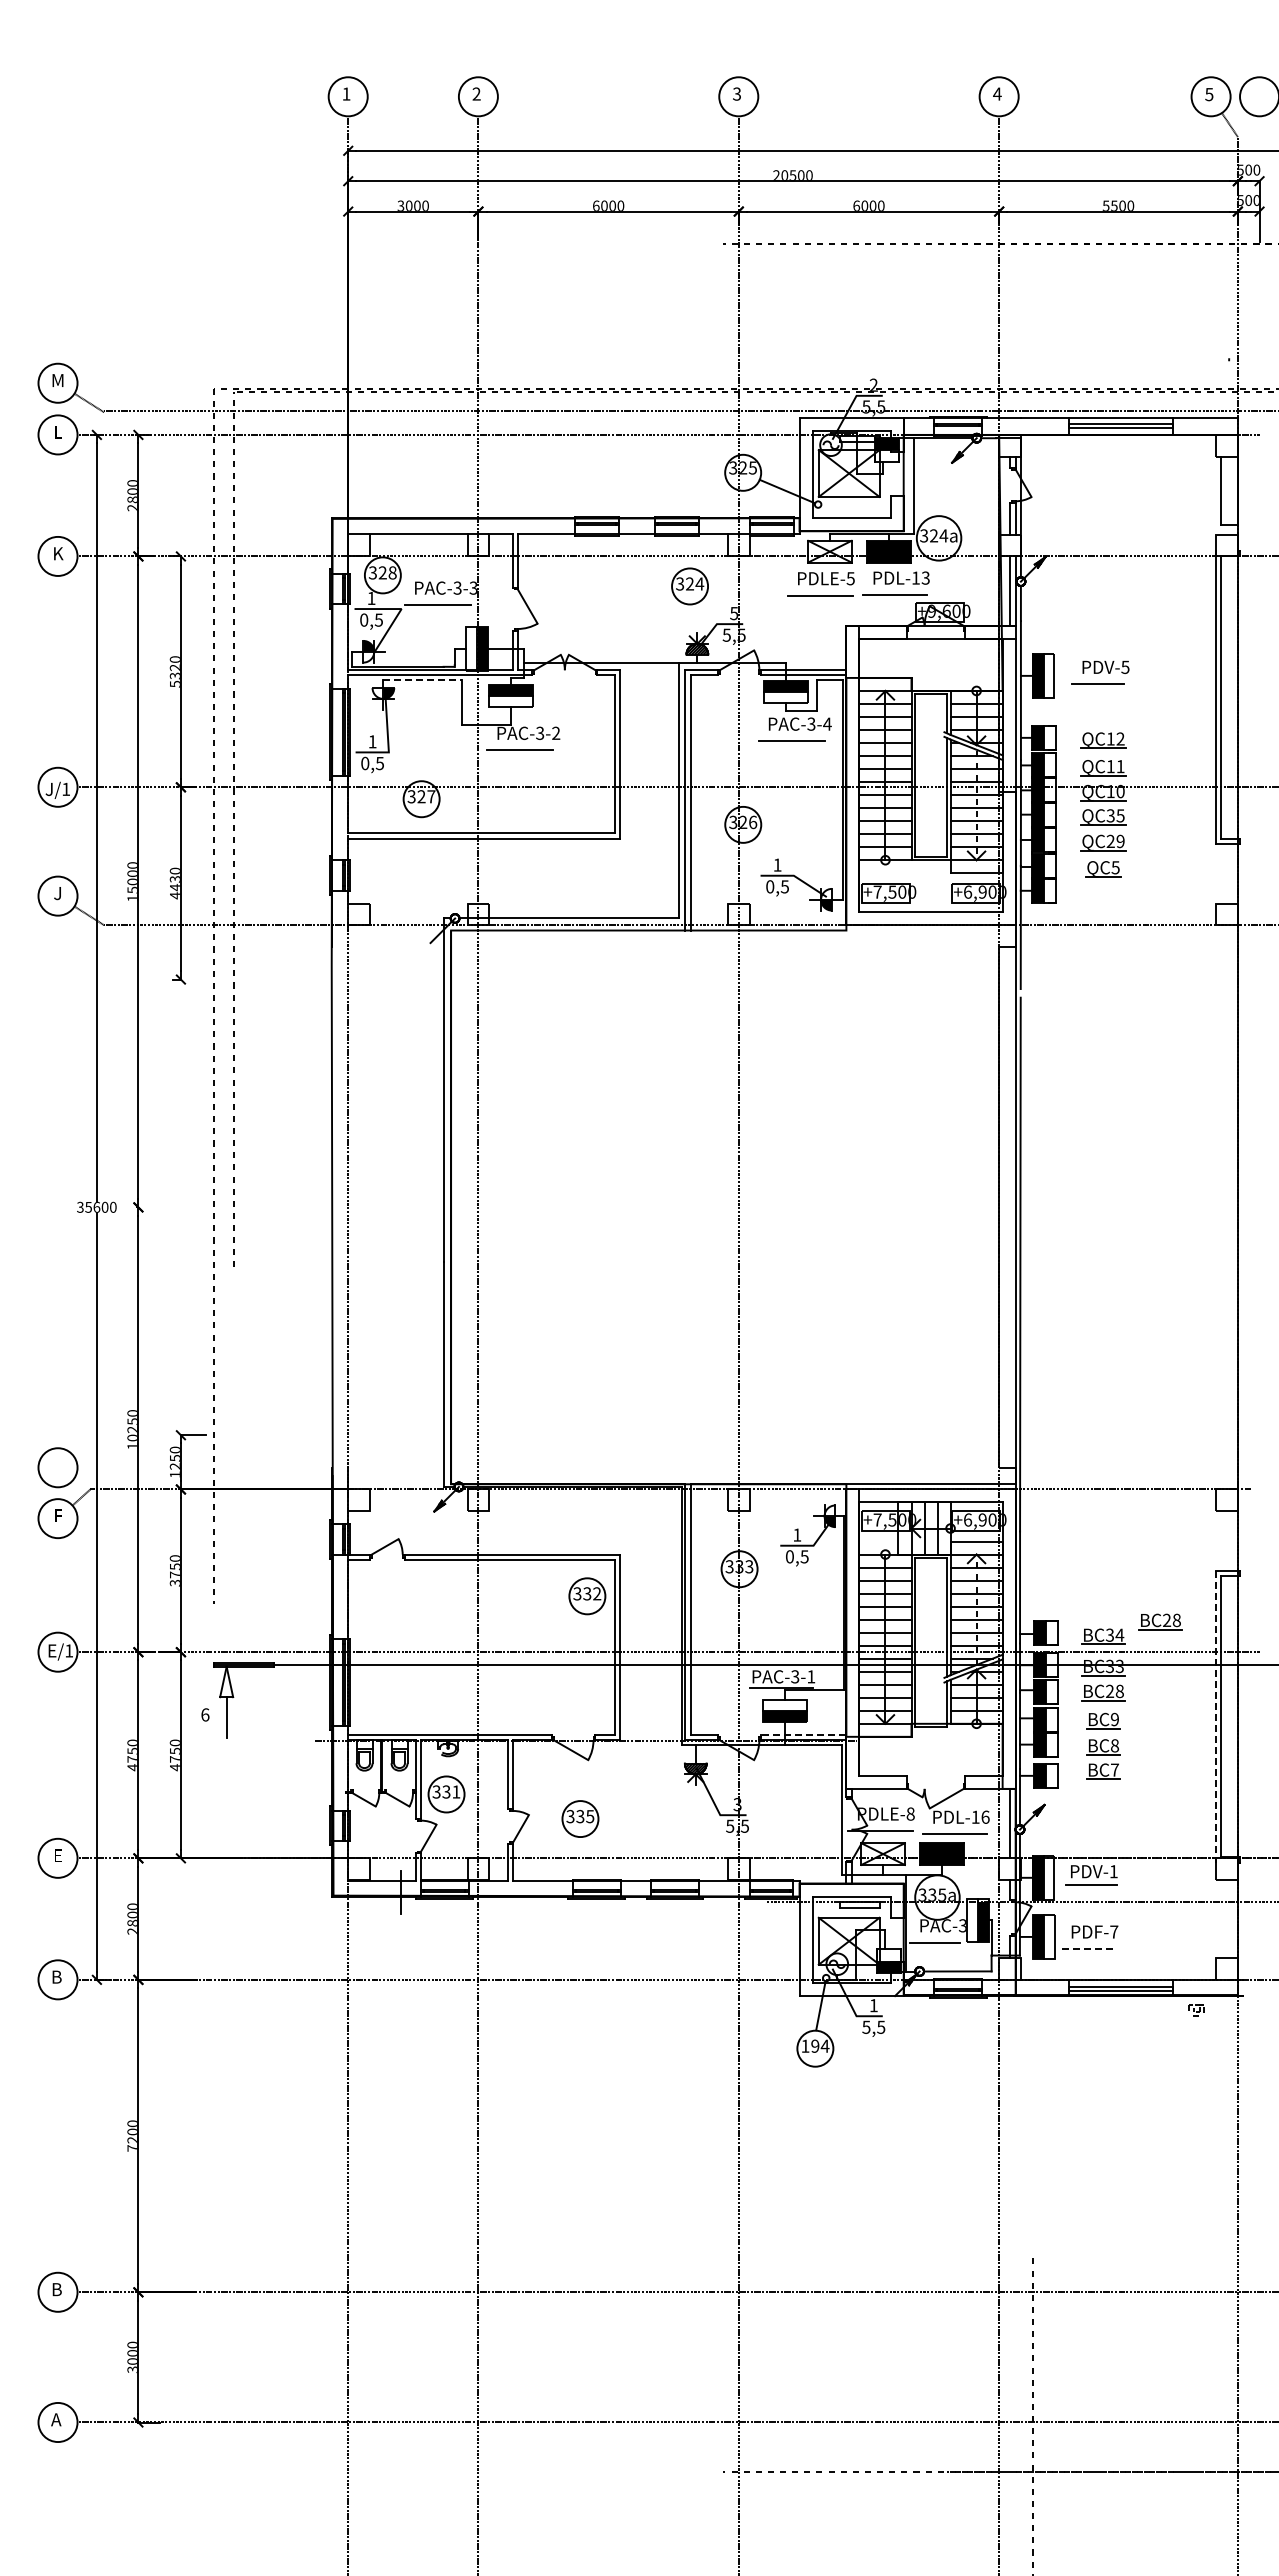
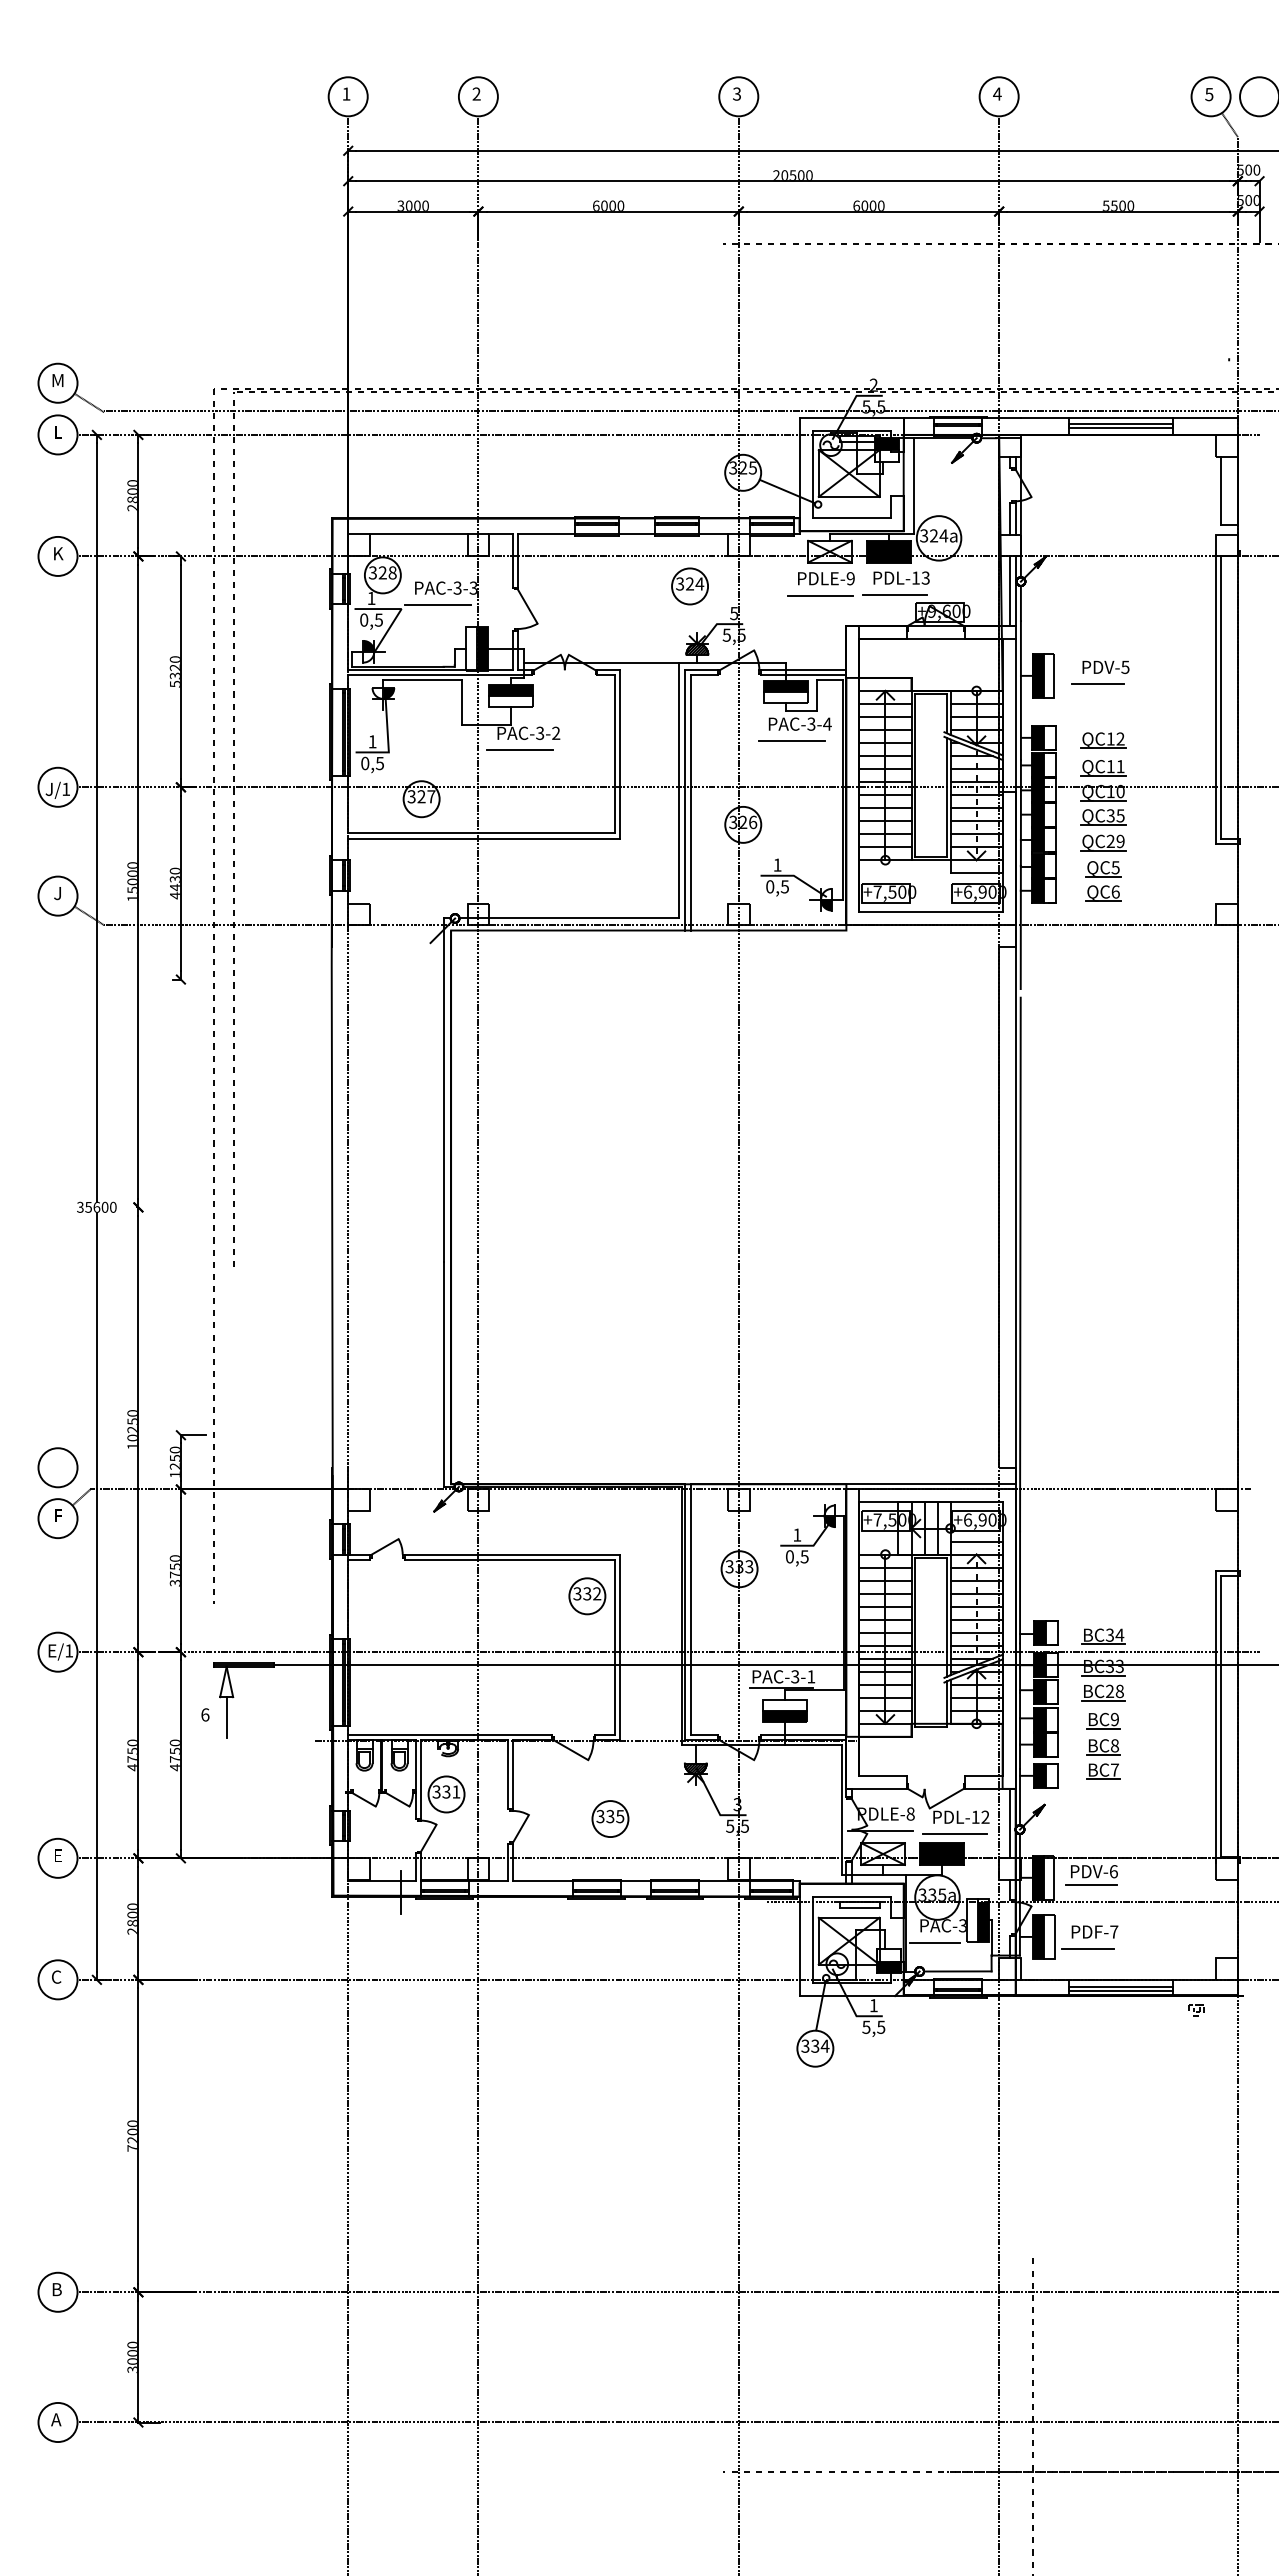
text: PDLE-5 -> PDLE-9 (850, 578)
line: dashed -> solid (423, 679)
part: none -> present (1103, 893)
part: present -> none (1160, 1621)
line: dashed -> solid (1216, 1716)
line: dashed -> solid (803, 1735)
text: PDL-16 -> PDL-12 (985, 1816)
part position: (580, 1818) -> (610, 1818) (610, 1818)
text: PDV-1 -> PDV-6 (1113, 1871)
line: dashed -> solid (1088, 1949)
text: B -> C (56, 1976)
text: 194 -> 334 (810, 2045)
